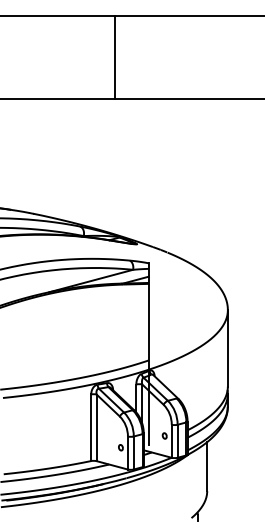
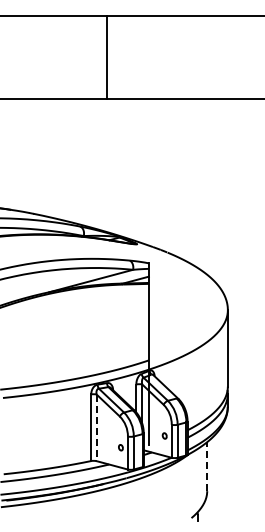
line position: (115, 56) -> (107, 56) (107, 56)
line: solid -> dashed (96, 428)
line: solid -> dashed (207, 466)
